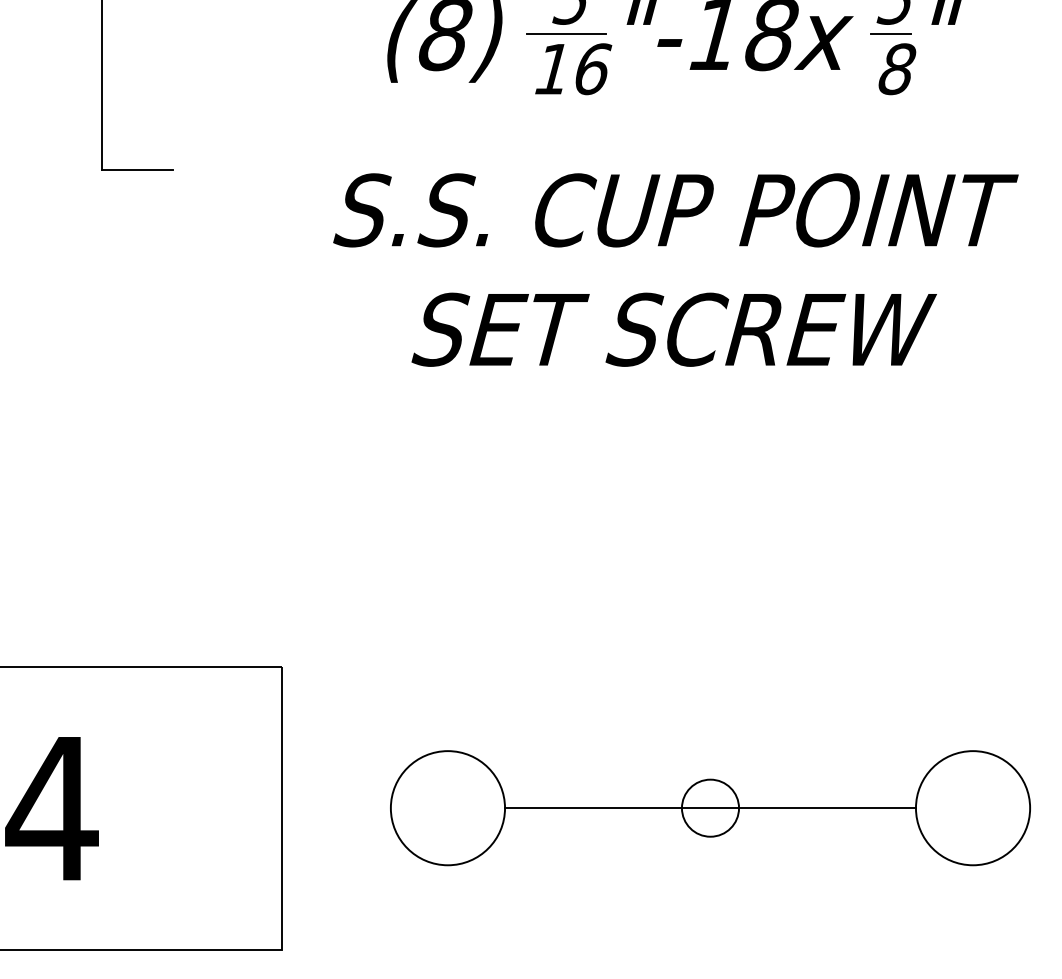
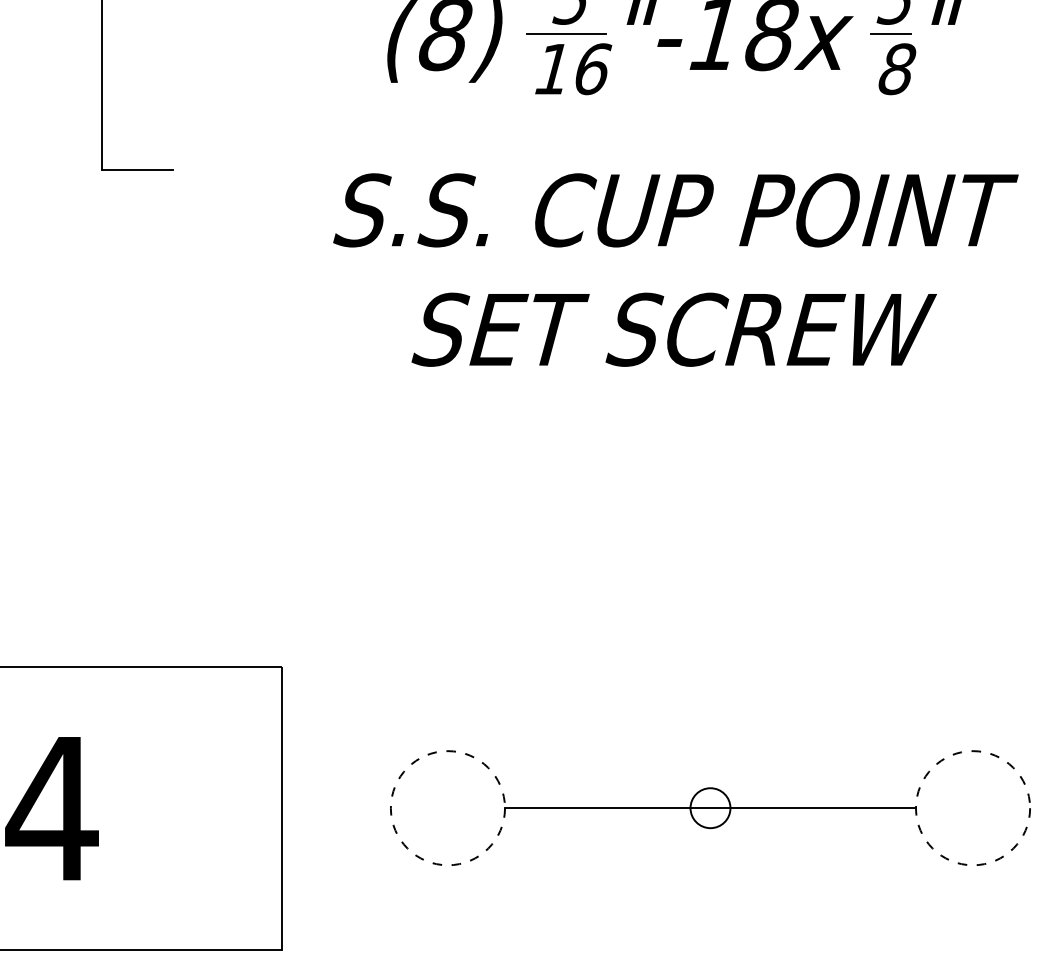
circle diameter: 57 px -> 40 px (710, 808)
circle: solid -> dashed (447, 808)
circle: solid -> dashed (972, 808)
